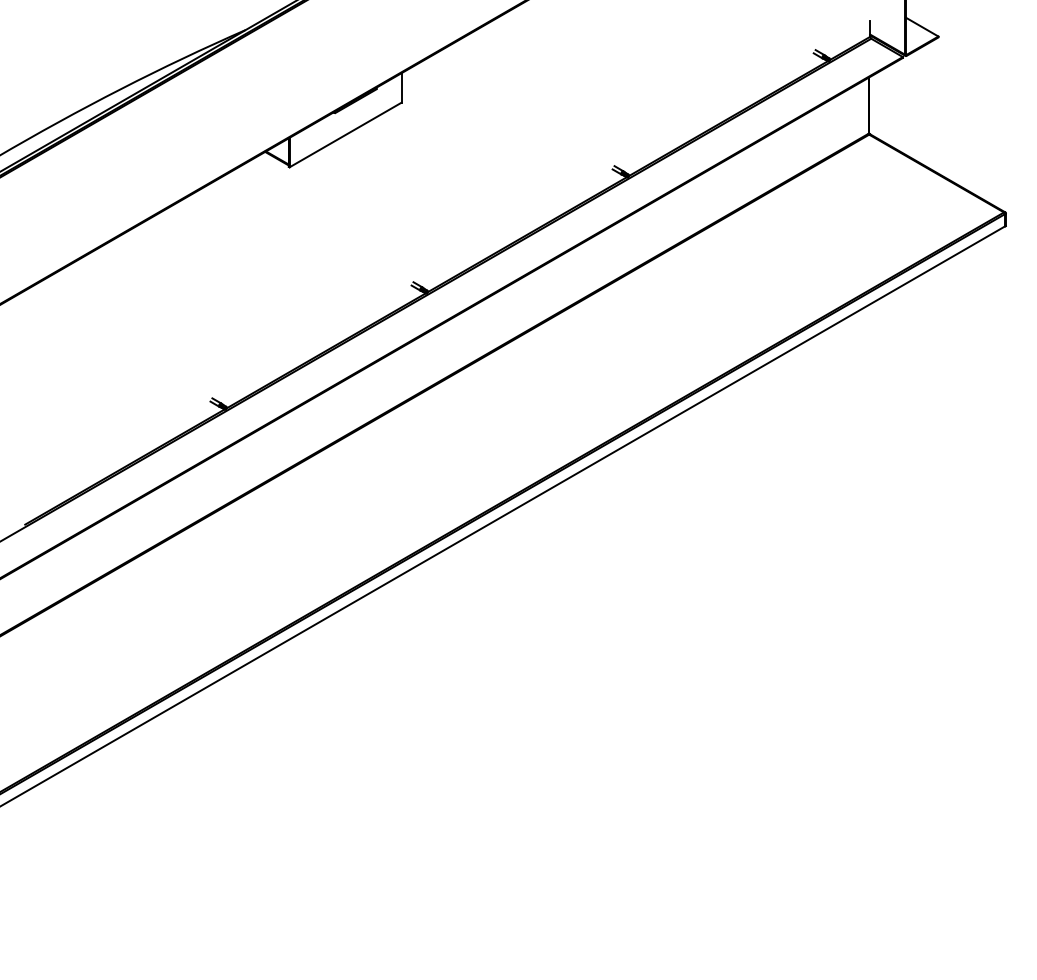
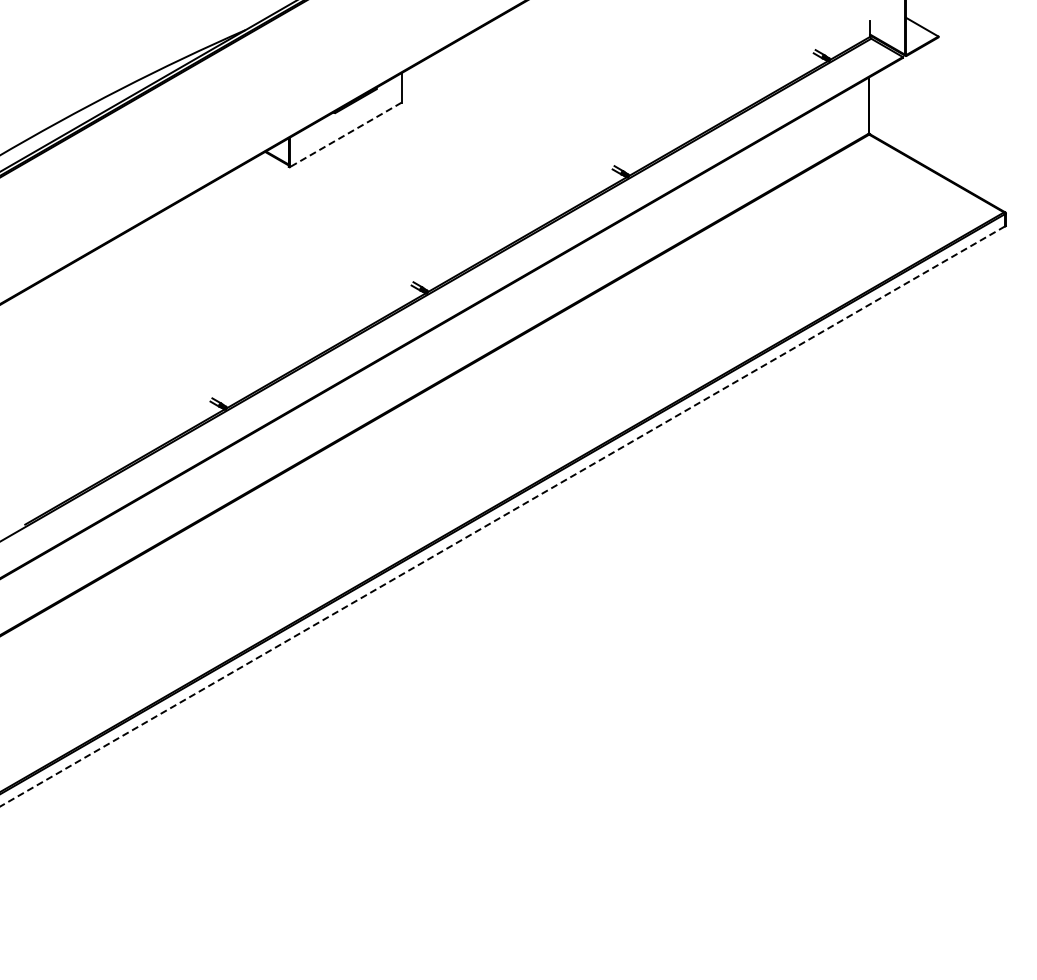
line: solid -> dashed (345, 134)
line: solid -> dashed (502, 516)
